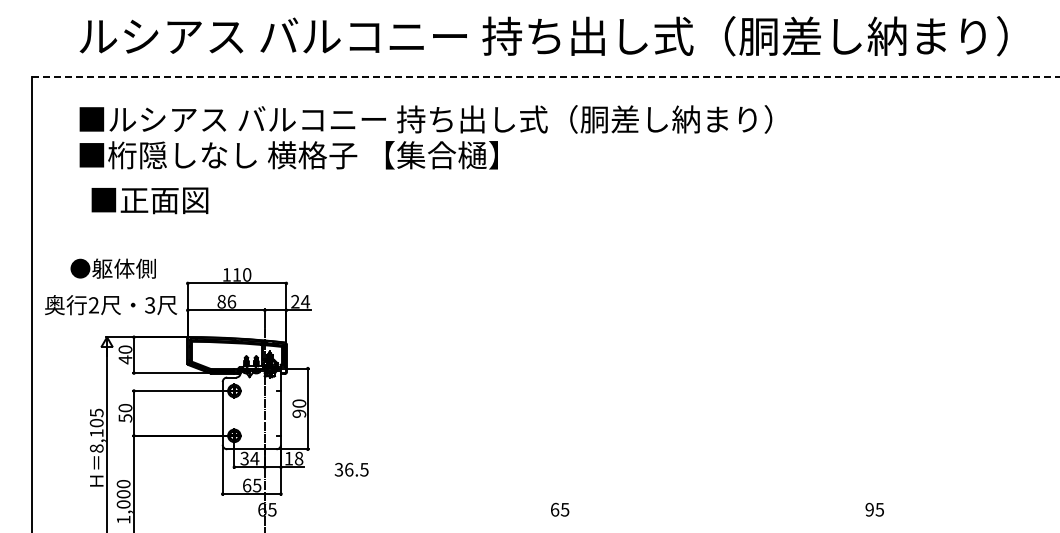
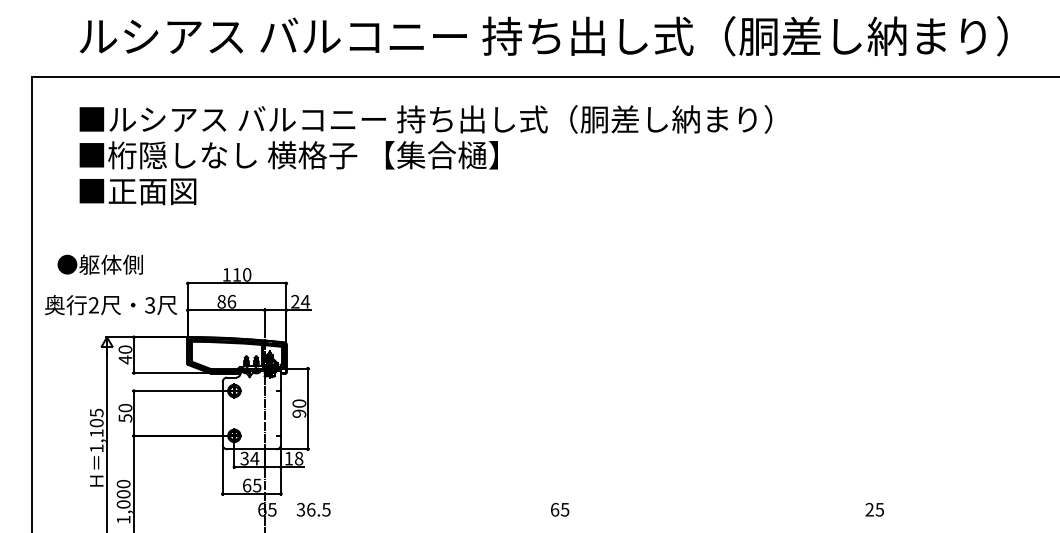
line: dashed -> solid (545, 77)
text position: (149, 200) -> (137, 191) (137, 191)
text position: (112, 268) -> (99, 264) (99, 264)
text: 8,105 -> 1,105 (96, 448)
text position: (351, 469) -> (313, 509) (313, 509)
text: 95 -> 25 (869, 509)
